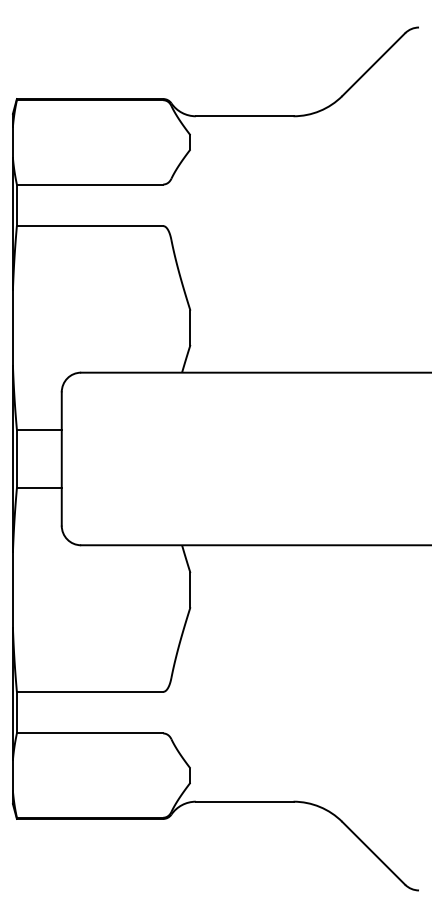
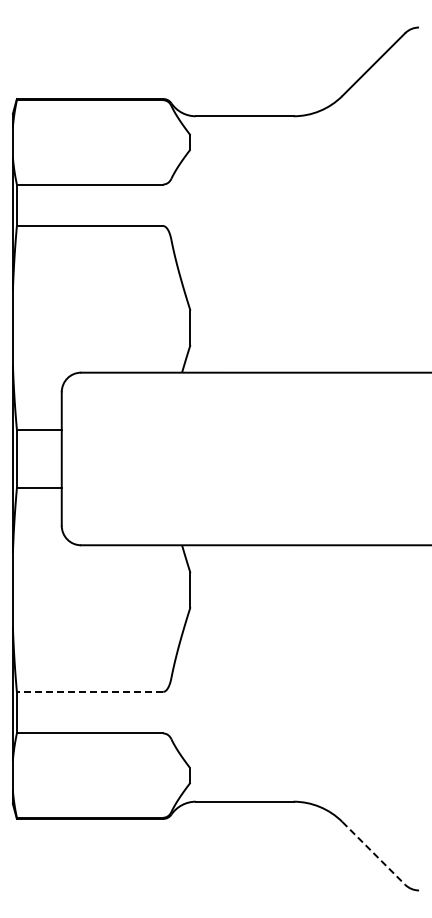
line: solid -> dashed (89, 691)
line: solid -> dashed (374, 853)
